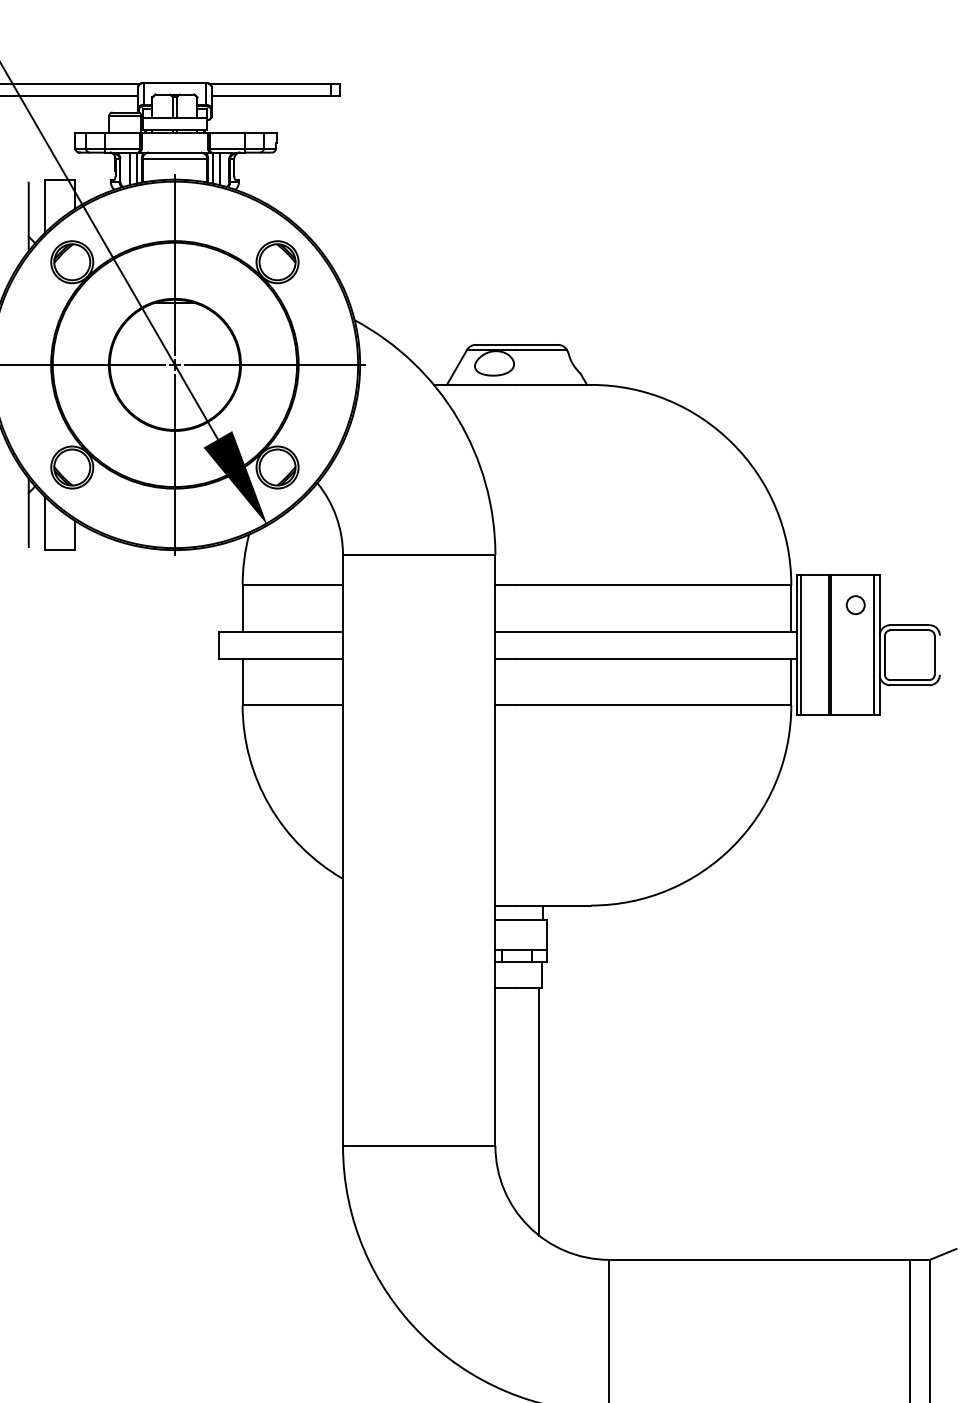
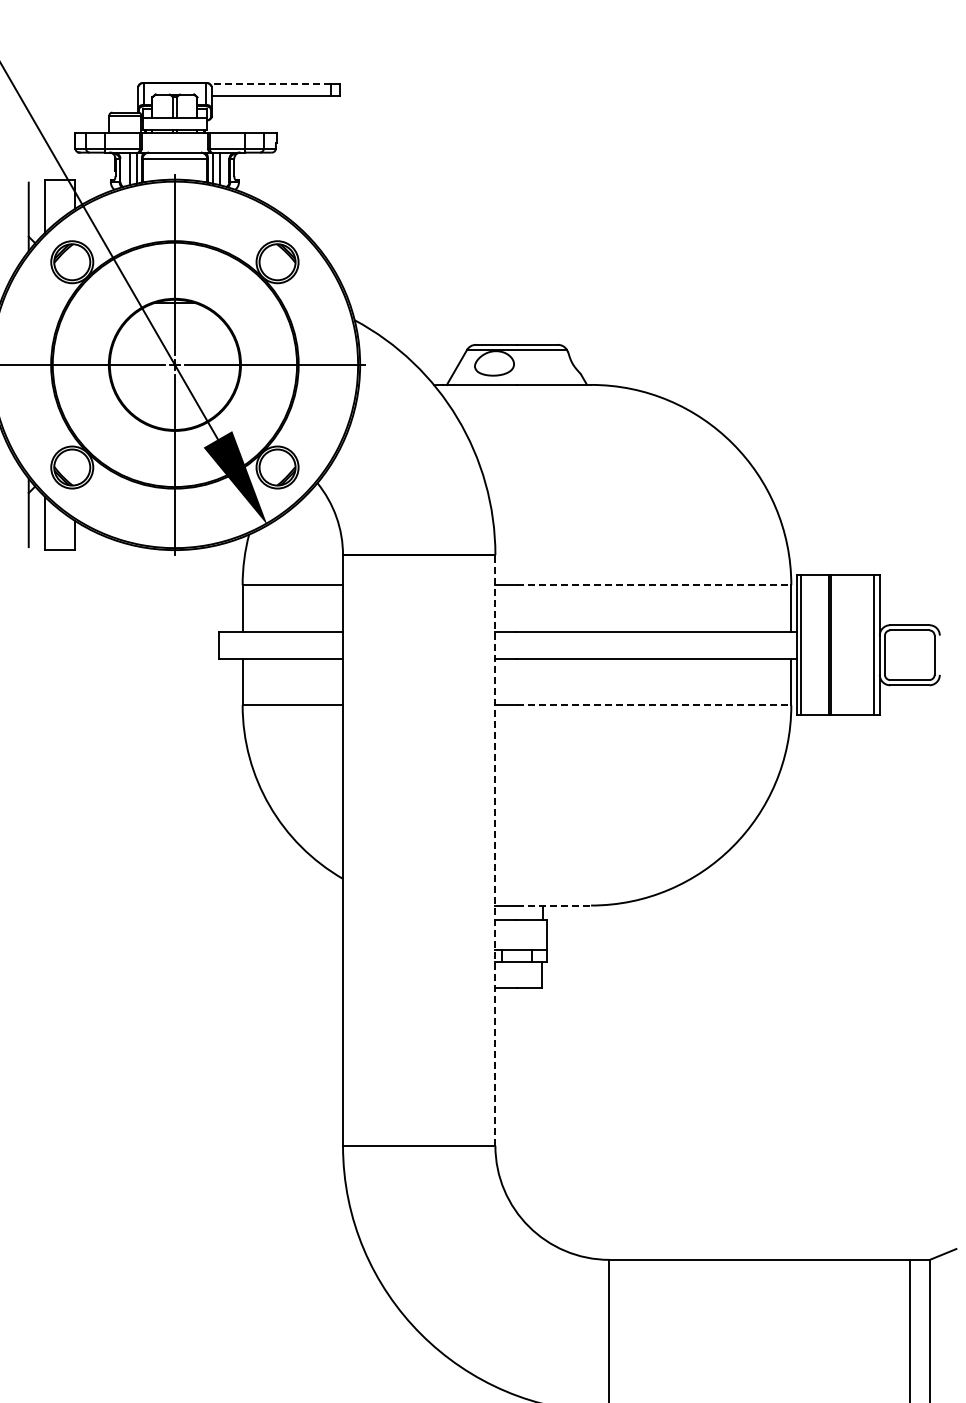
line: present -> none (71, 83)
line: solid -> dashed (270, 83)
line: present -> none (69, 95)
line: solid -> dashed (654, 585)
circle: present -> none (855, 605)
line: solid -> dashed (654, 705)
line: solid -> dashed (495, 849)
line: solid -> dashed (554, 905)
line: present -> none (539, 1111)
